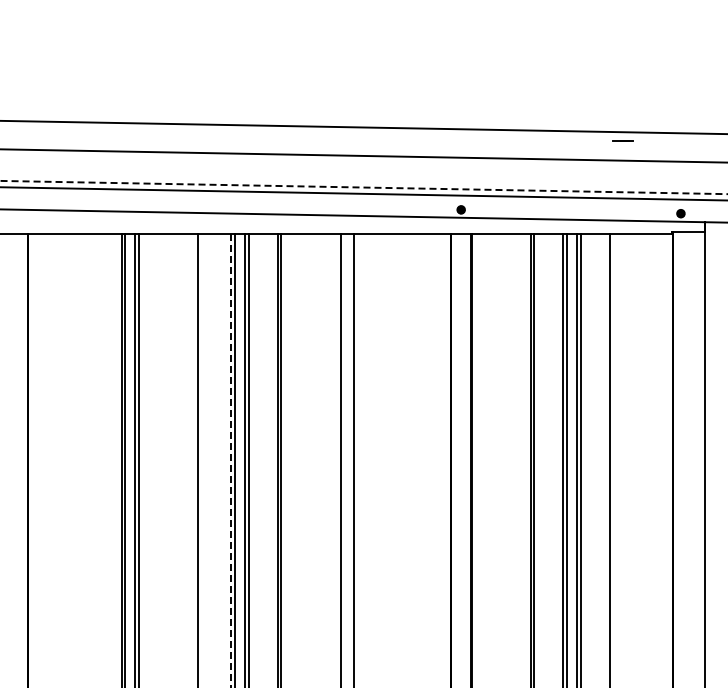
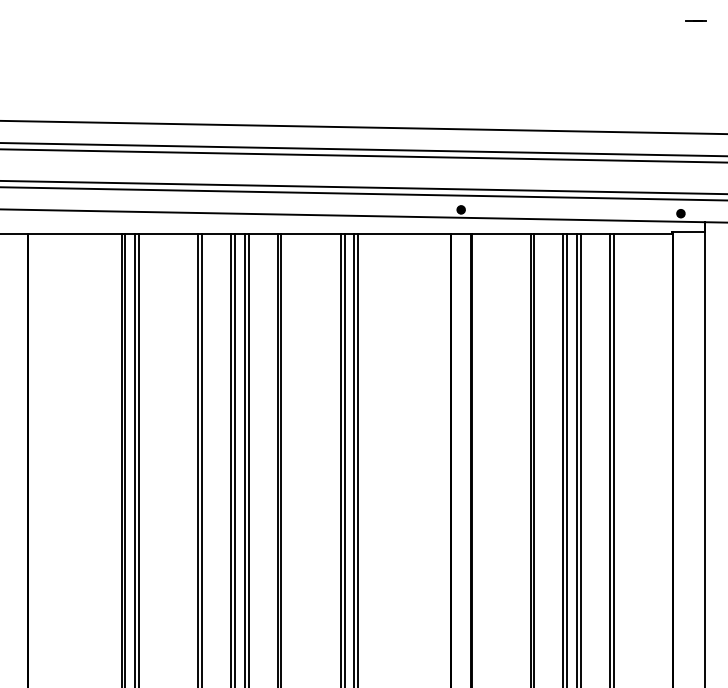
line position: (622, 140) -> (695, 20) (695, 20)
line: none -> present (363, 149)
line: dashed -> solid (364, 187)
line: none -> present (201, 459)
line: none -> present (344, 459)
line: none -> present (357, 459)
line: none -> present (613, 459)
line: dashed -> solid (230, 461)
